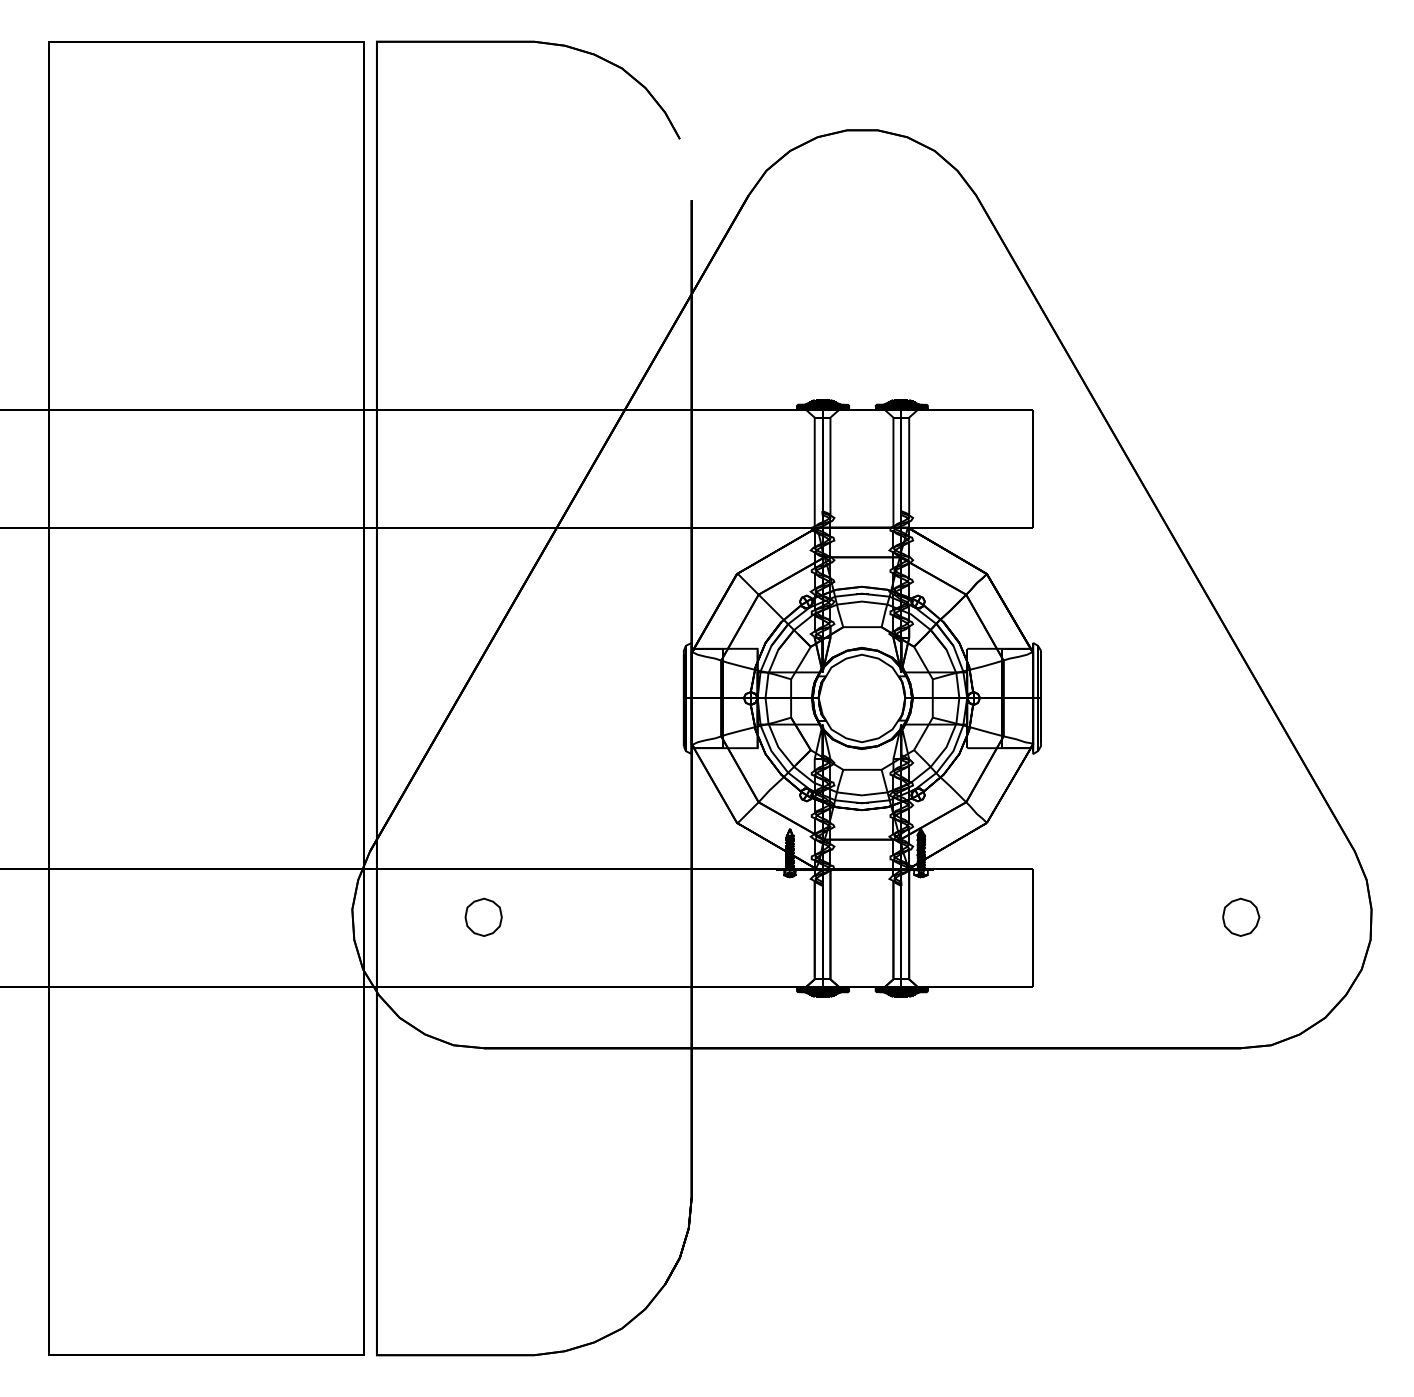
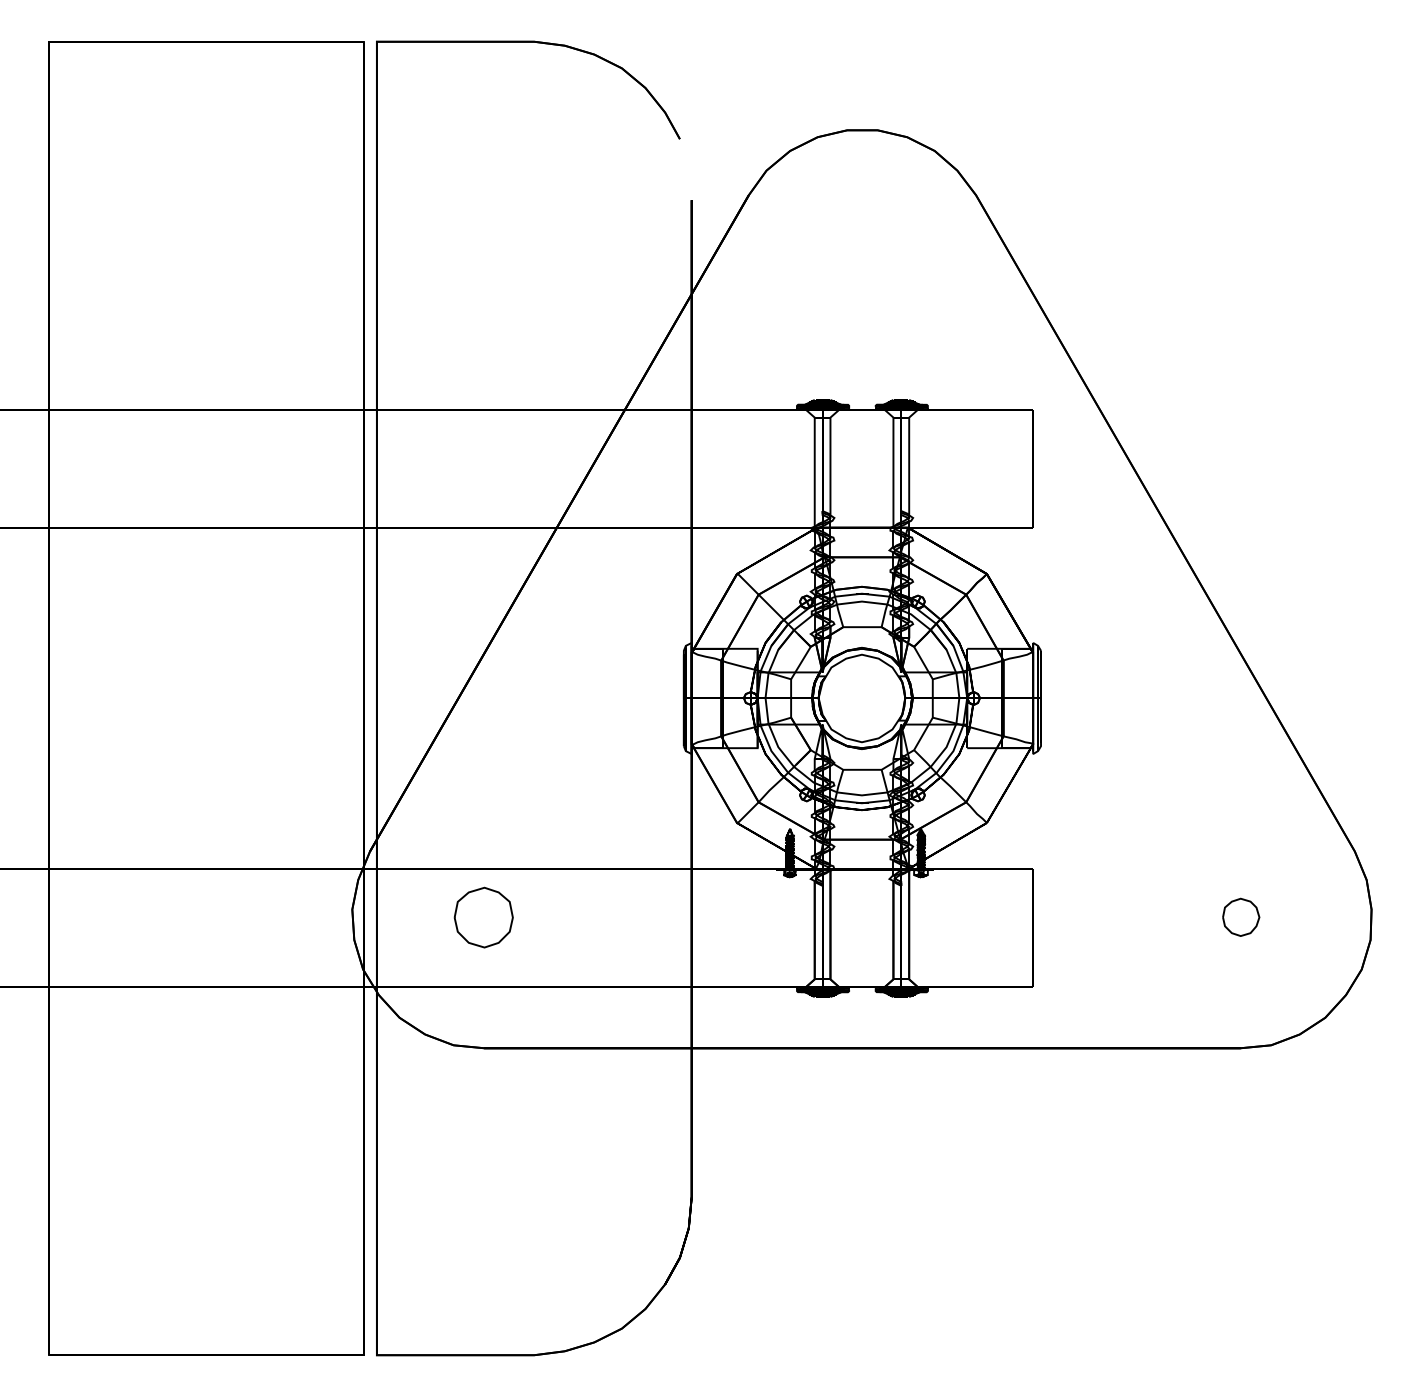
part size: 39x40 px -> 61x63 px (483, 917)
